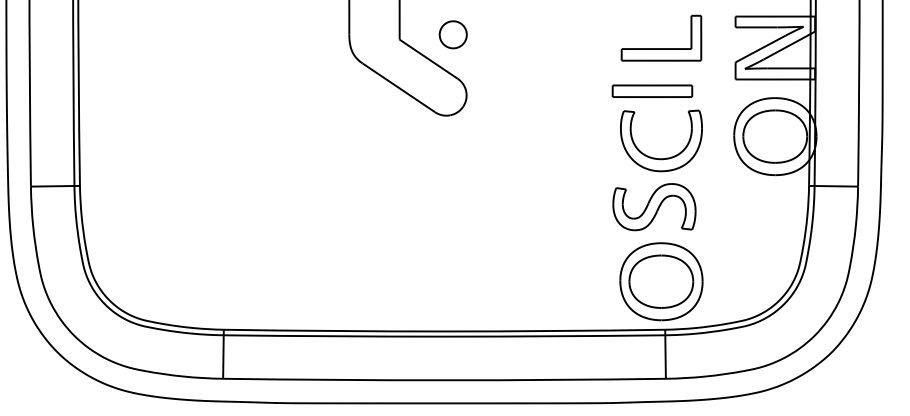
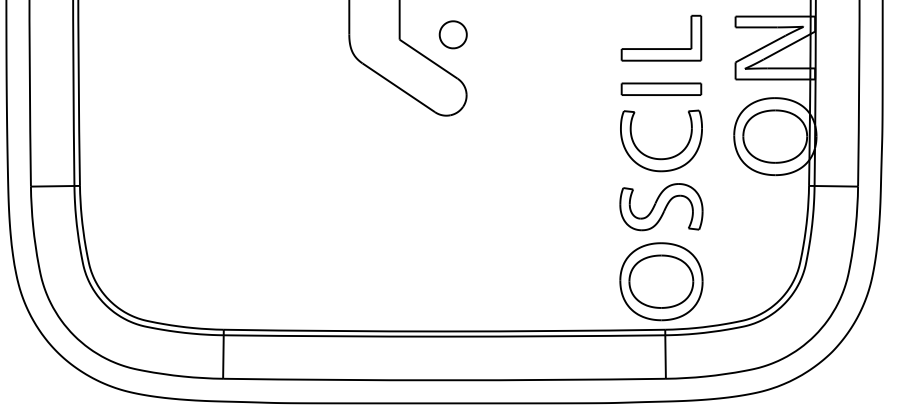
part position: (652, 90) -> (661, 88) (661, 88)
part position: (654, 207) -> (661, 207) (661, 207)
